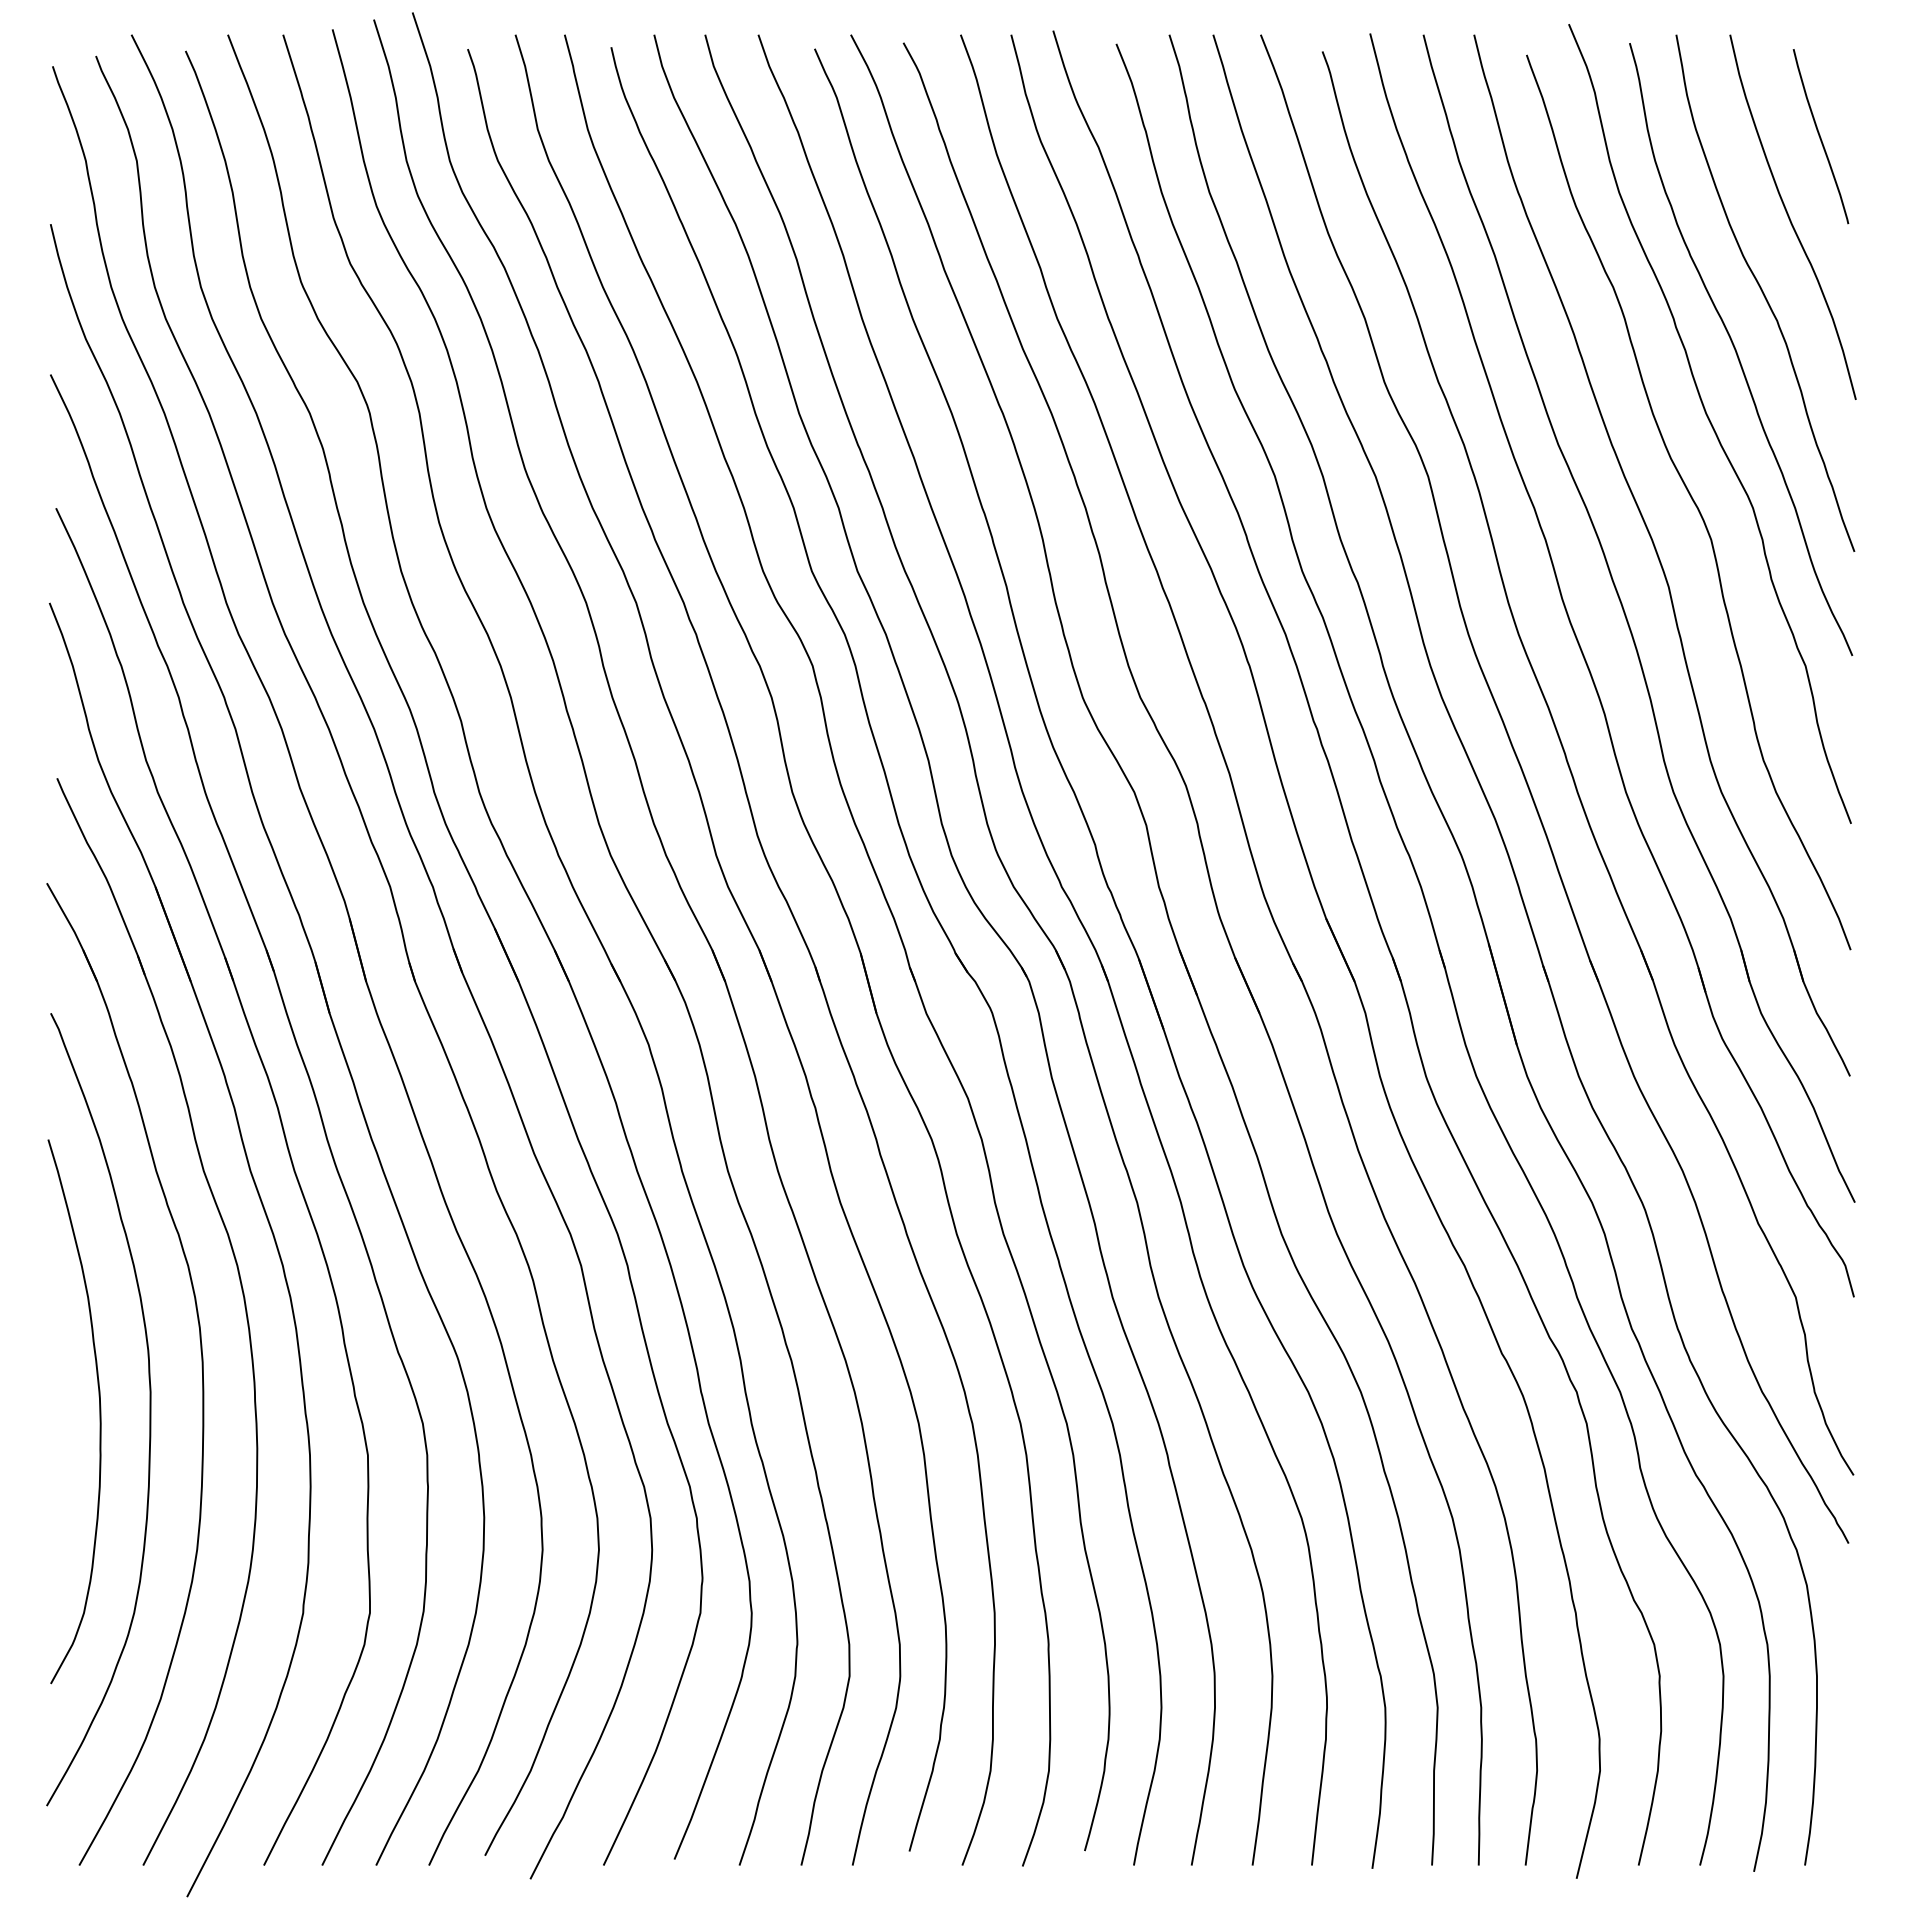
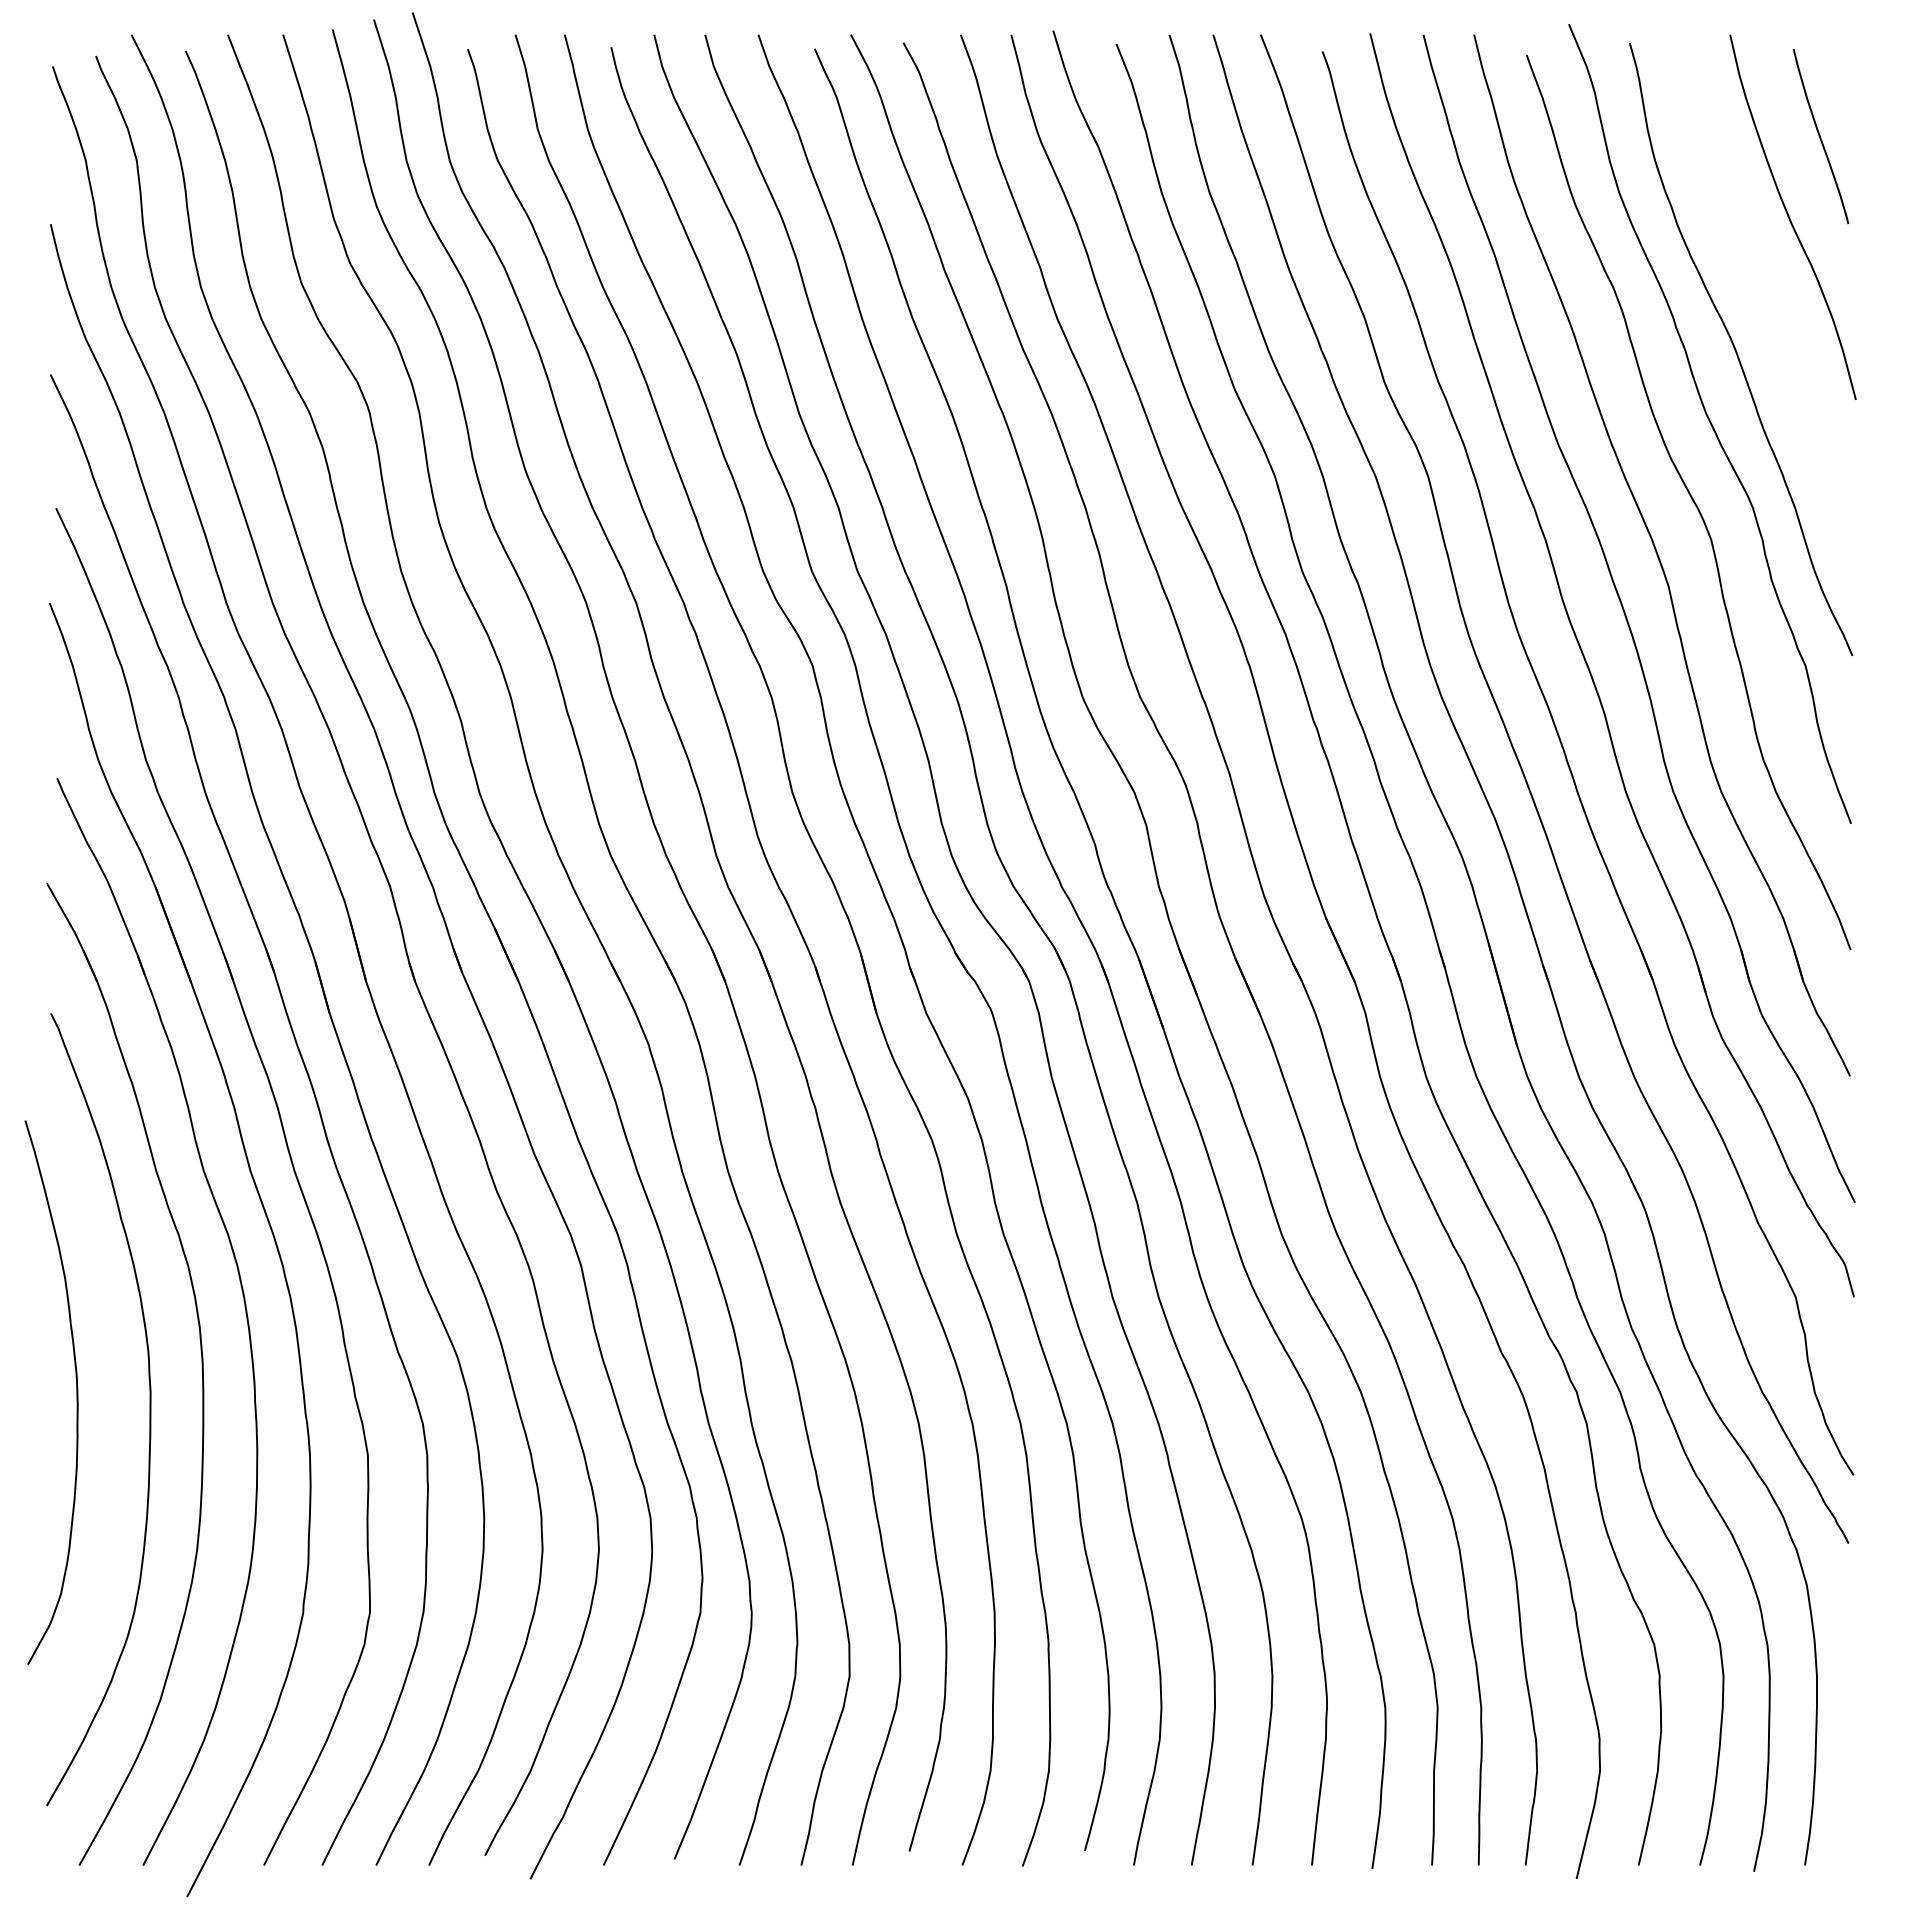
curve: present -> none (1764, 293)
curve position: (99, 1411) -> (76, 1392) (76, 1392)
